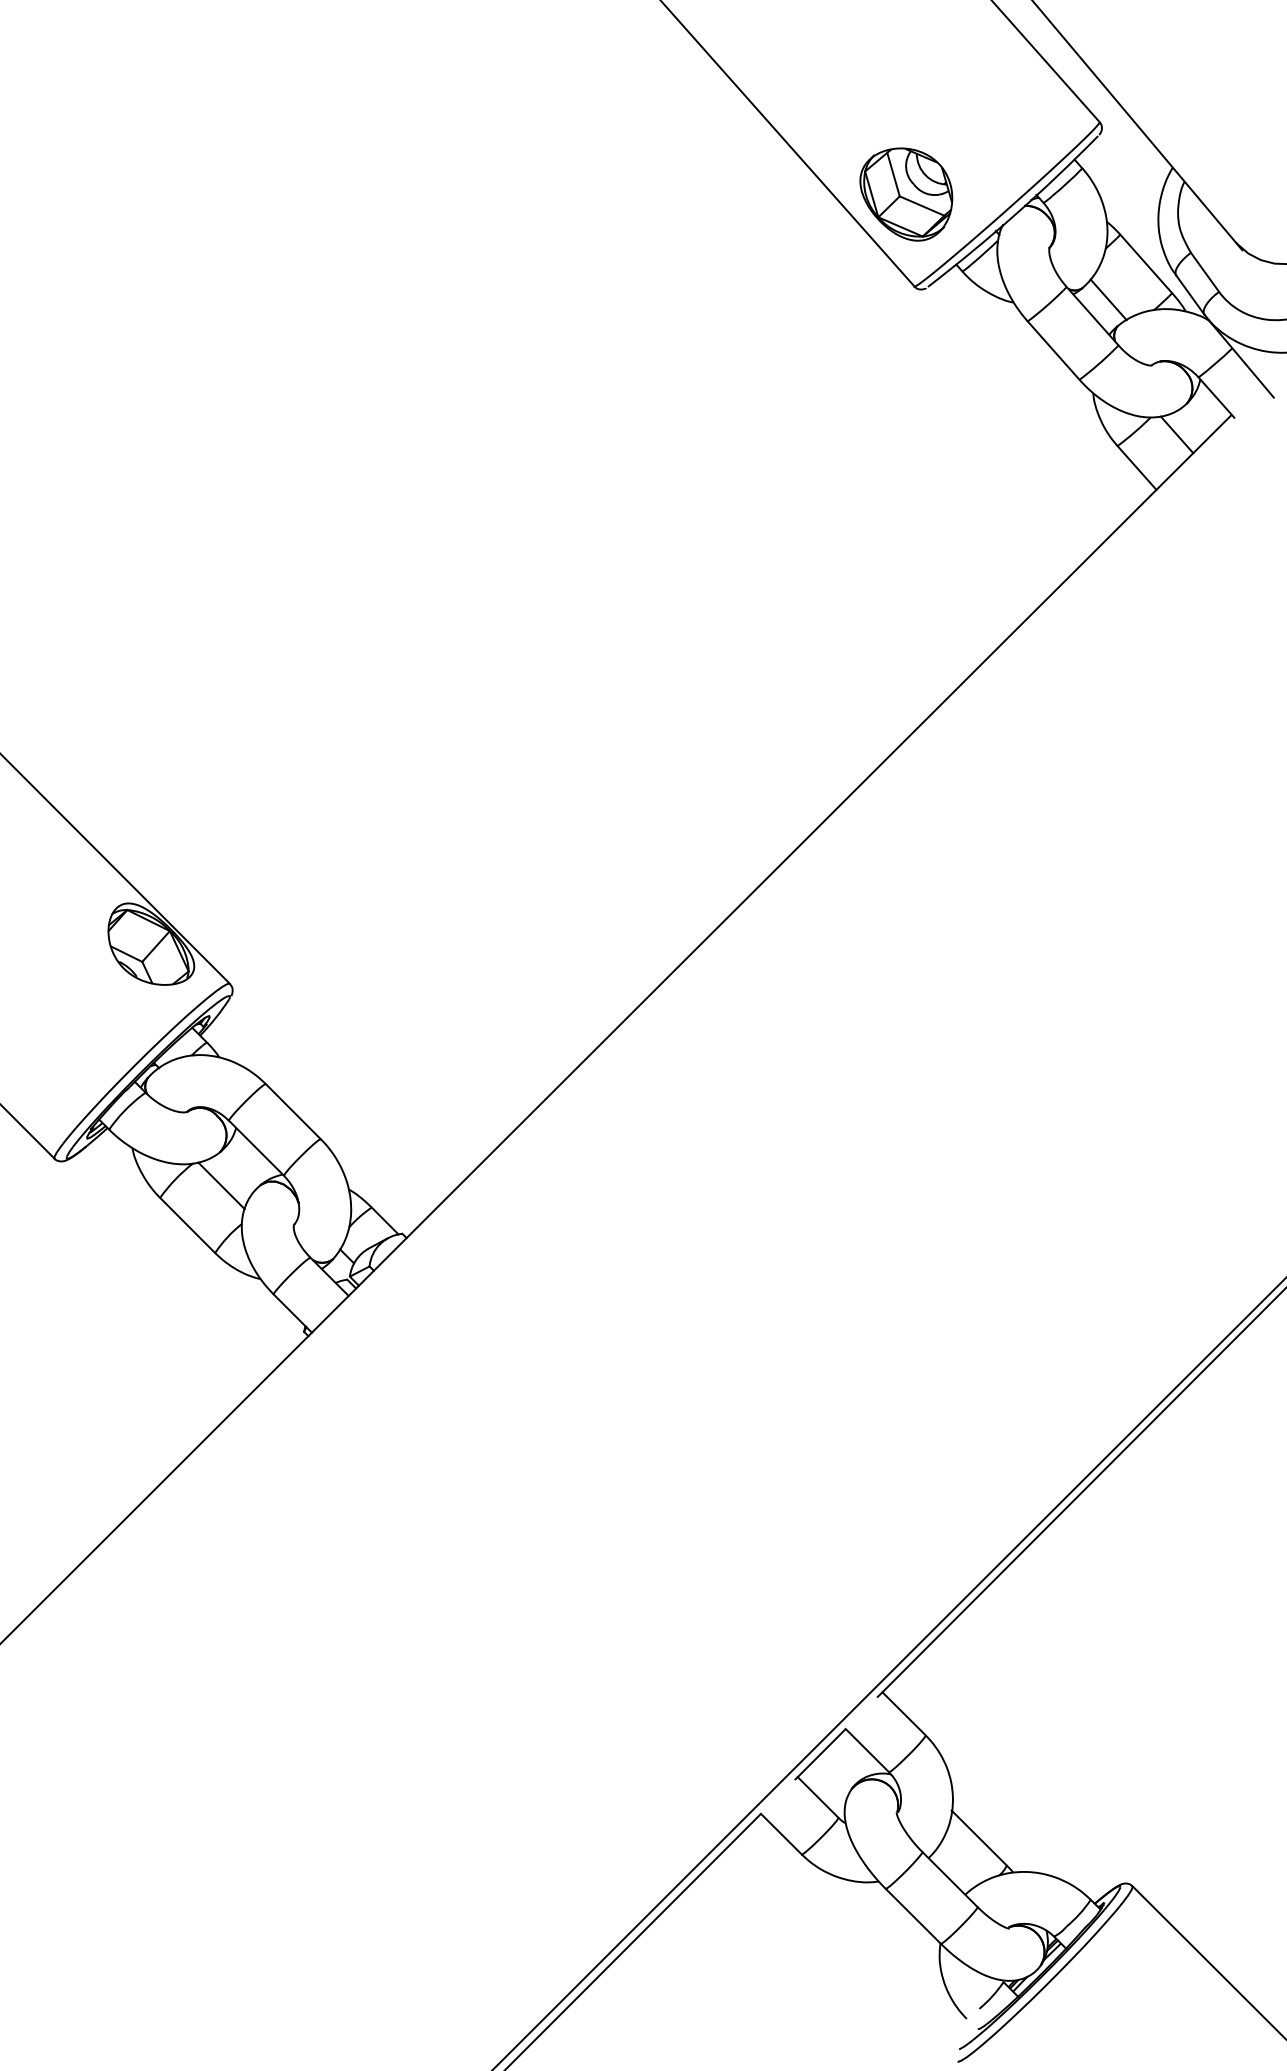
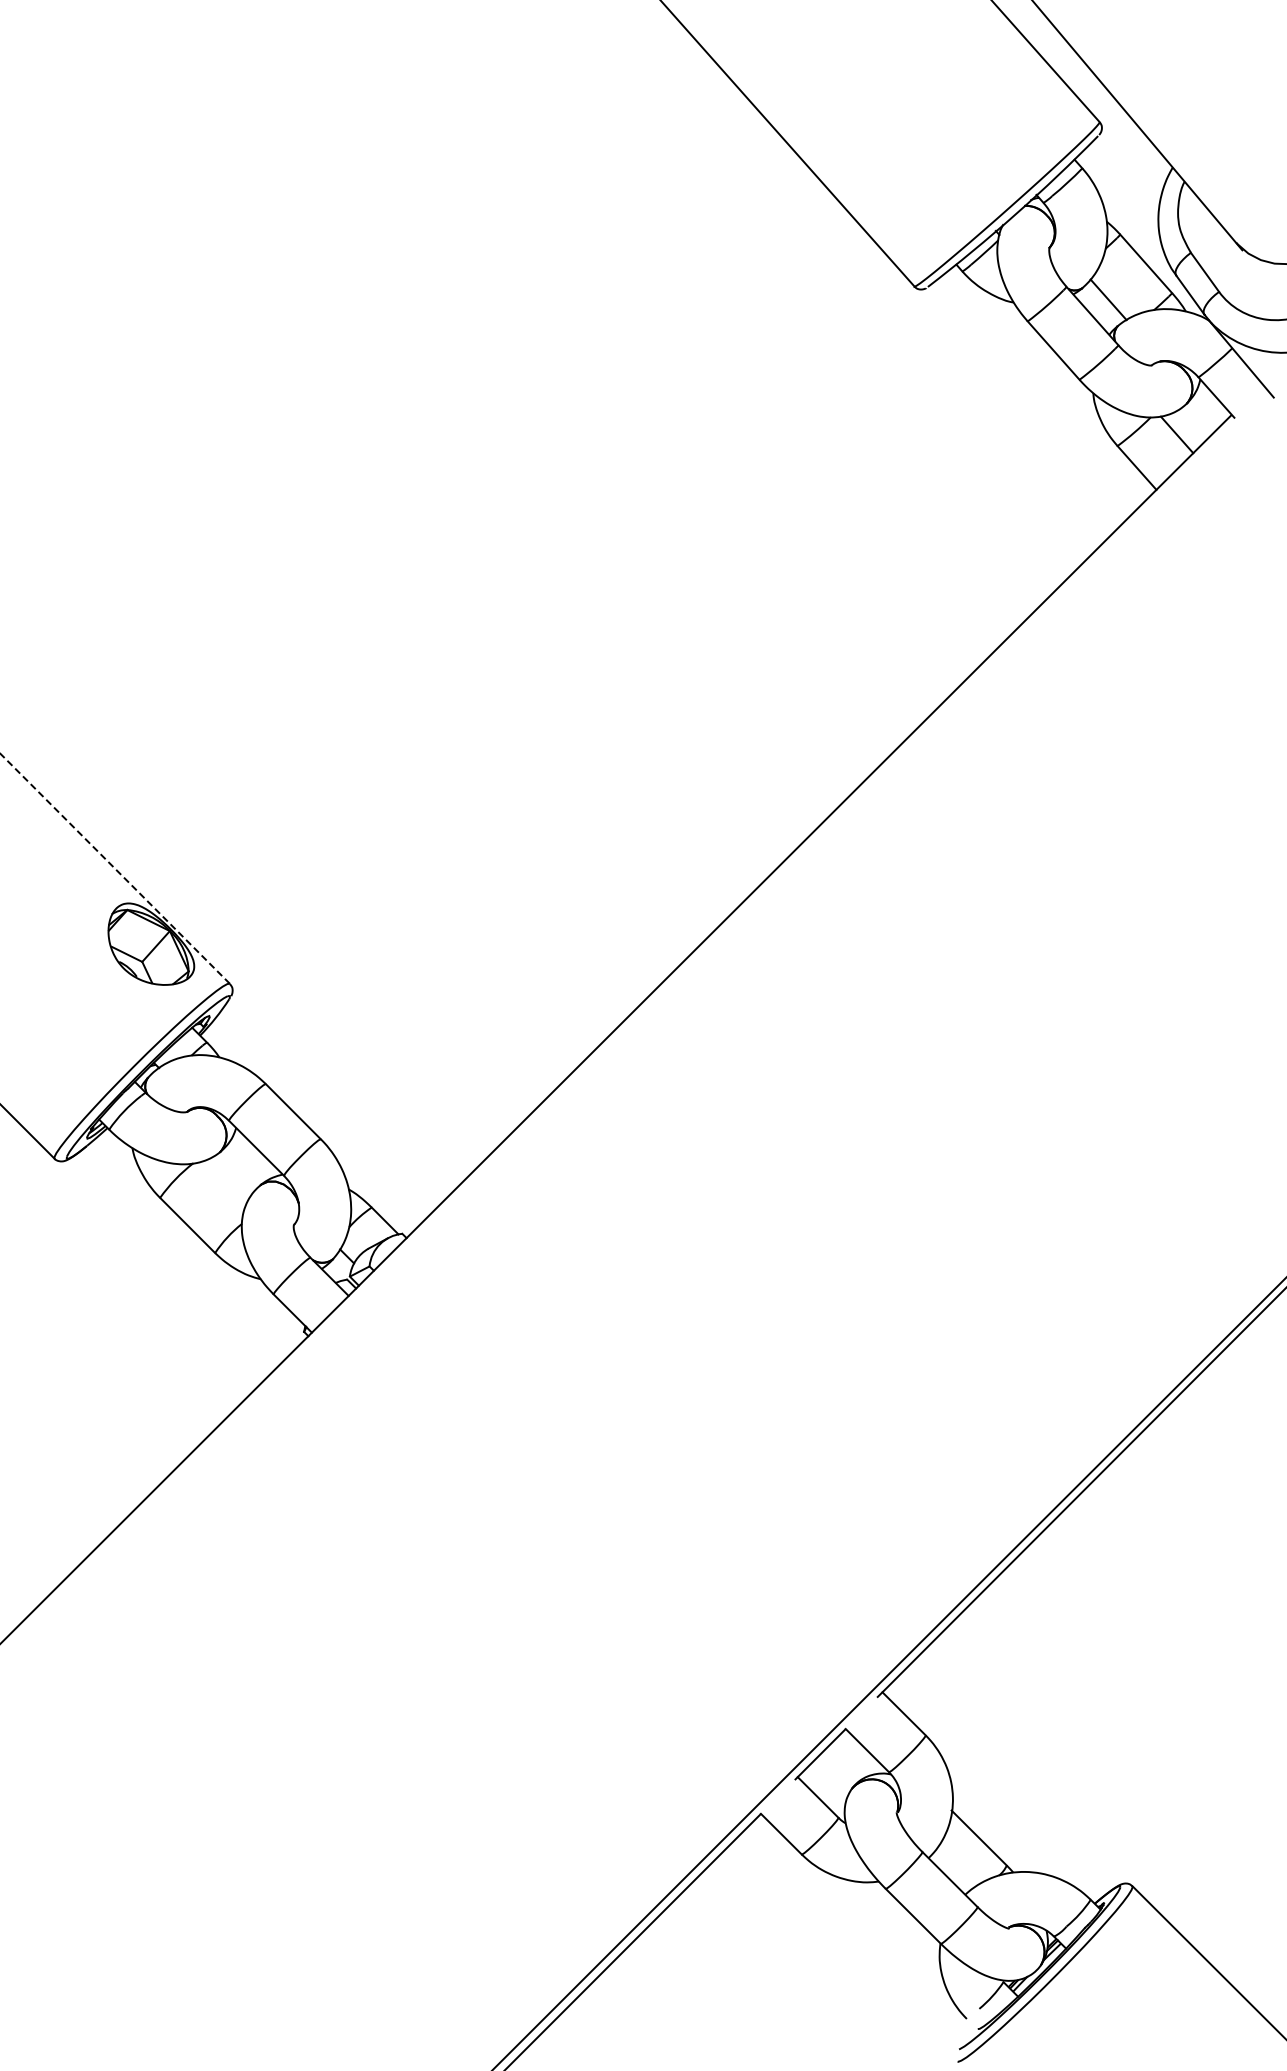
part: present -> none (906, 194)
line: solid -> dashed (114, 868)
line: present -> none (221, 1185)
